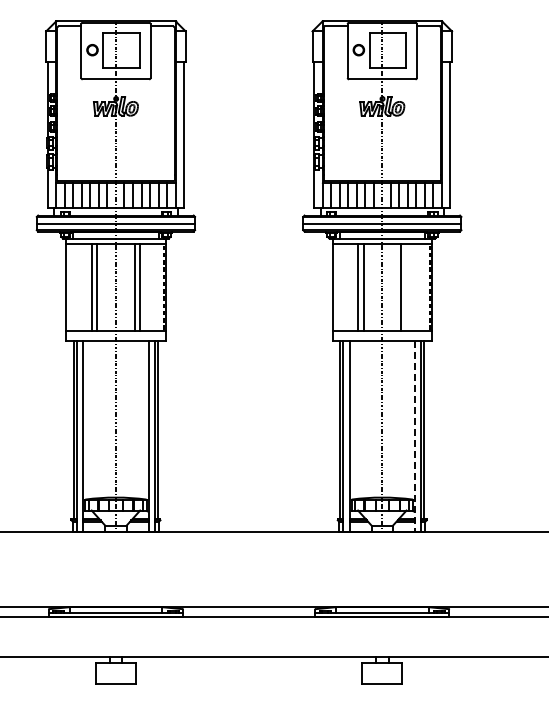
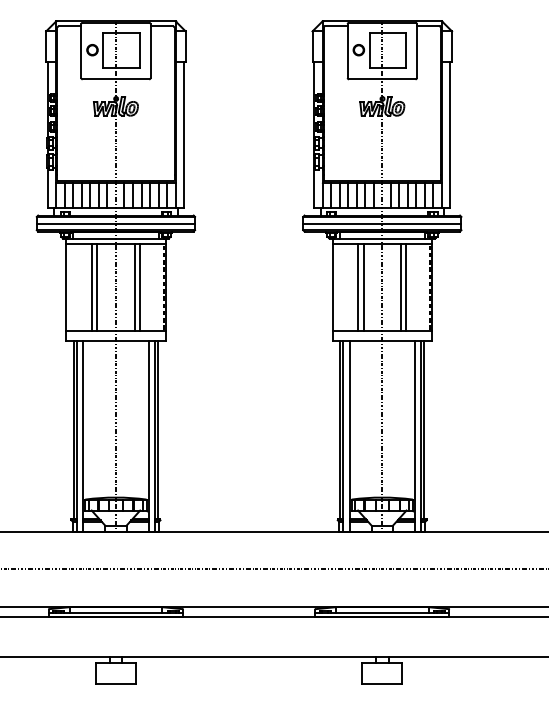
line: none -> present (406, 287)
line: dashed -> solid (414, 437)
line: none -> present (273, 569)
